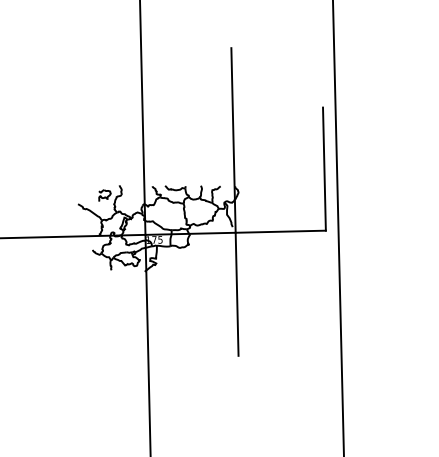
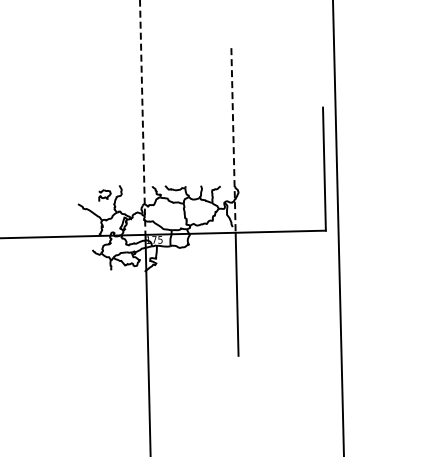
line: solid -> dashed (142, 118)
line: solid -> dashed (233, 140)
